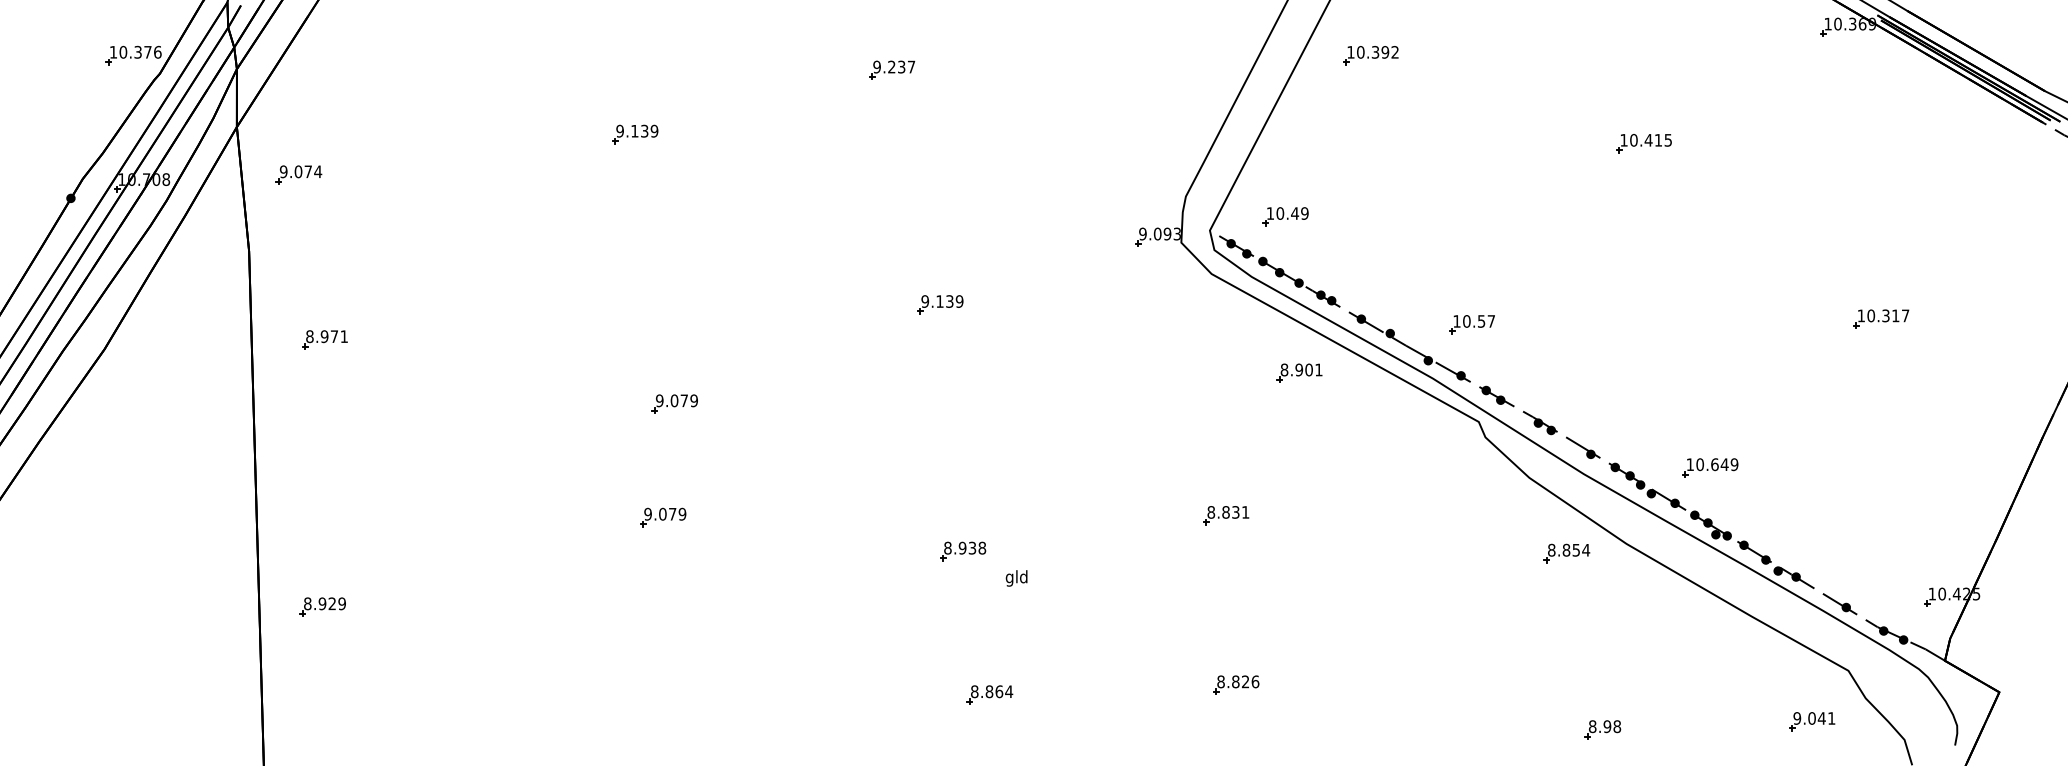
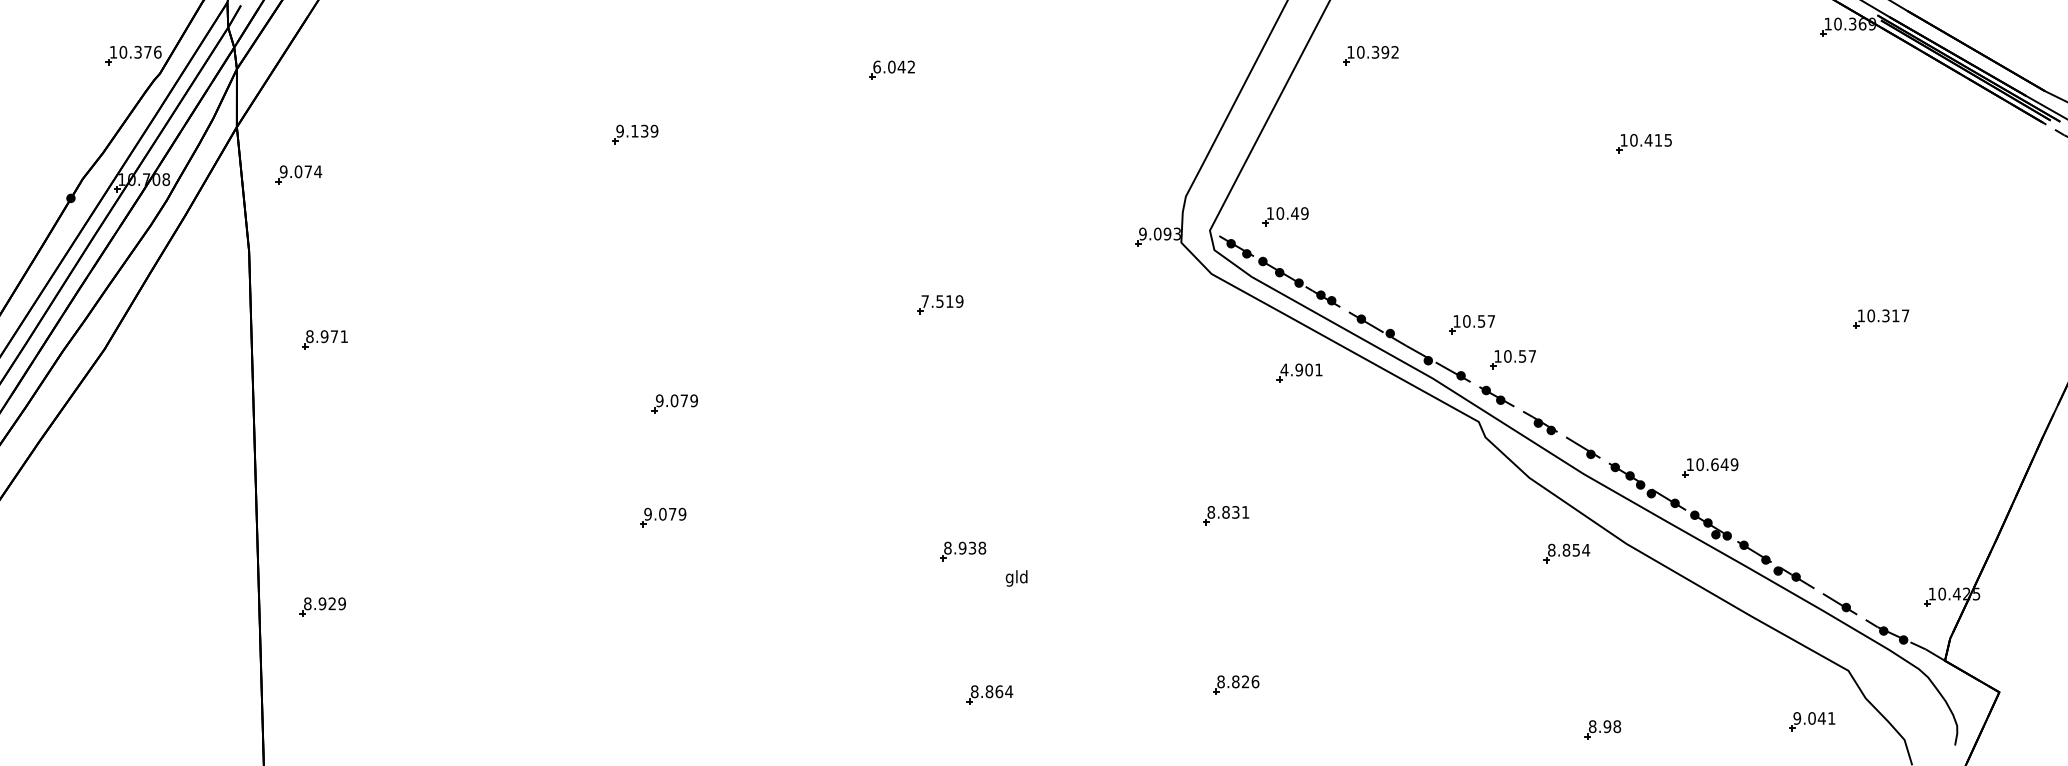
text: 9.237 -> 6.042 (894, 66)
text: 9.139 -> 7.519 (937, 301)
part: none -> present (1512, 359)
text: 8.901 -> 4.901 (1284, 369)
